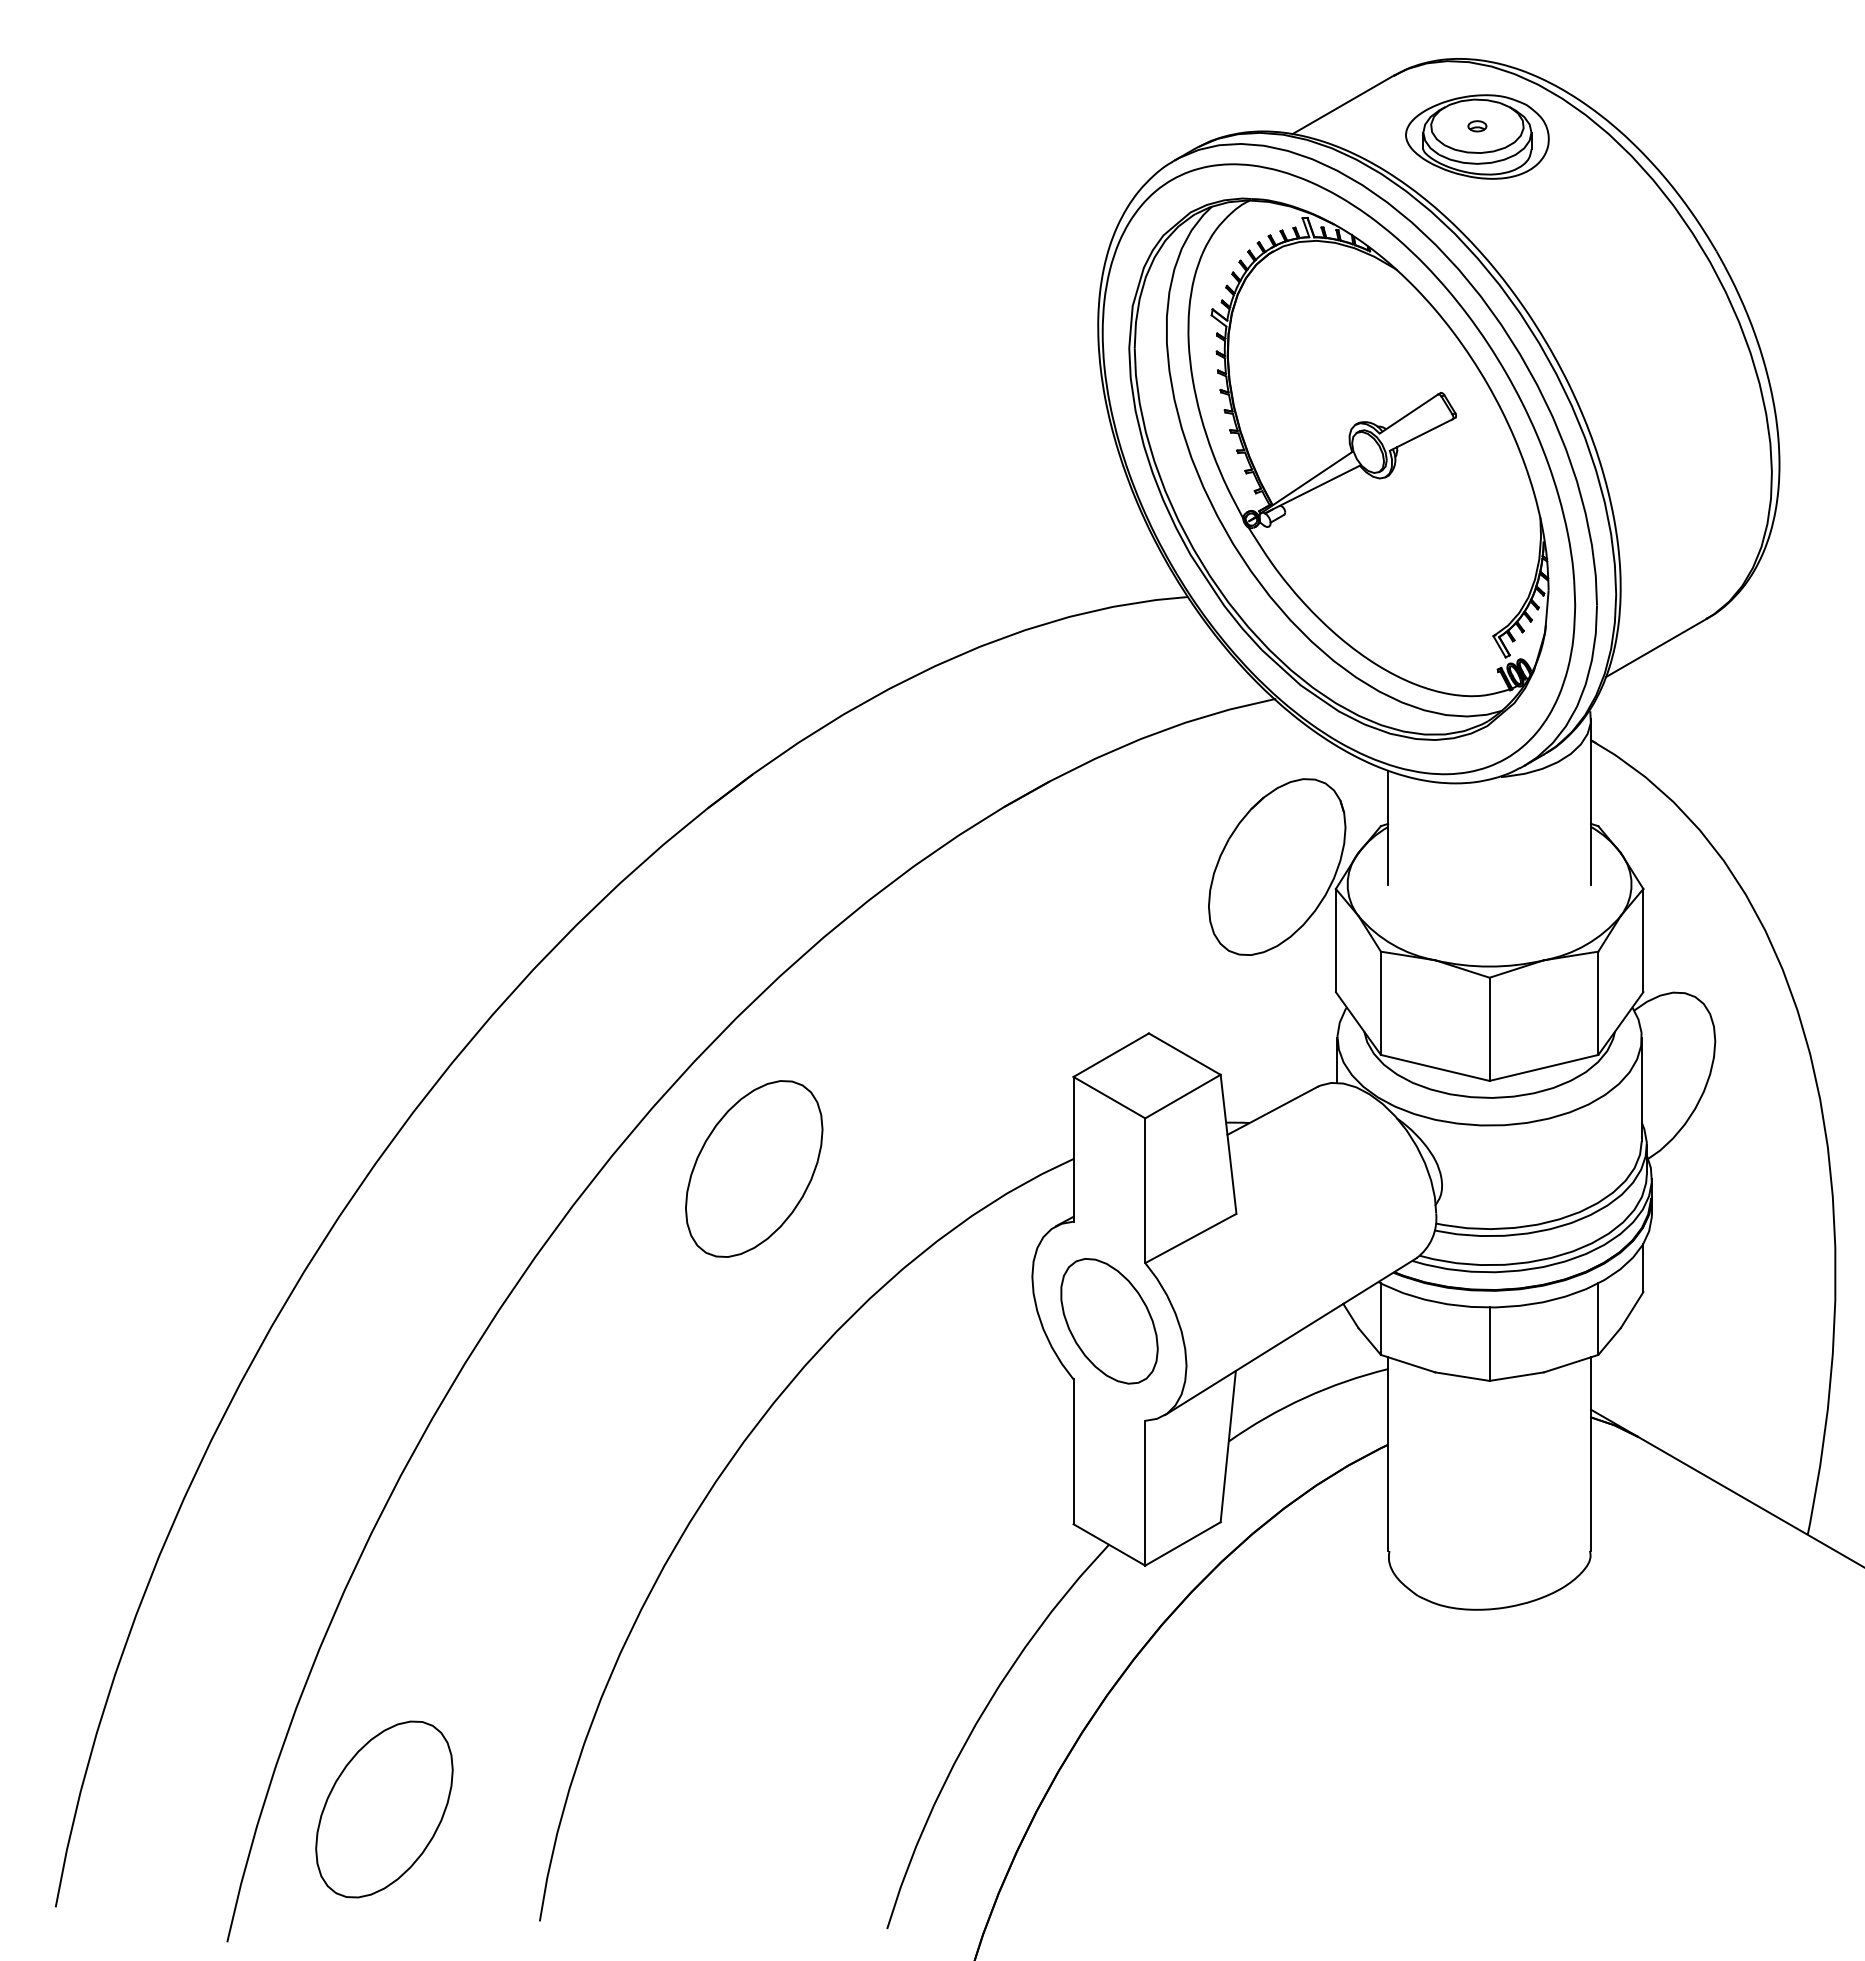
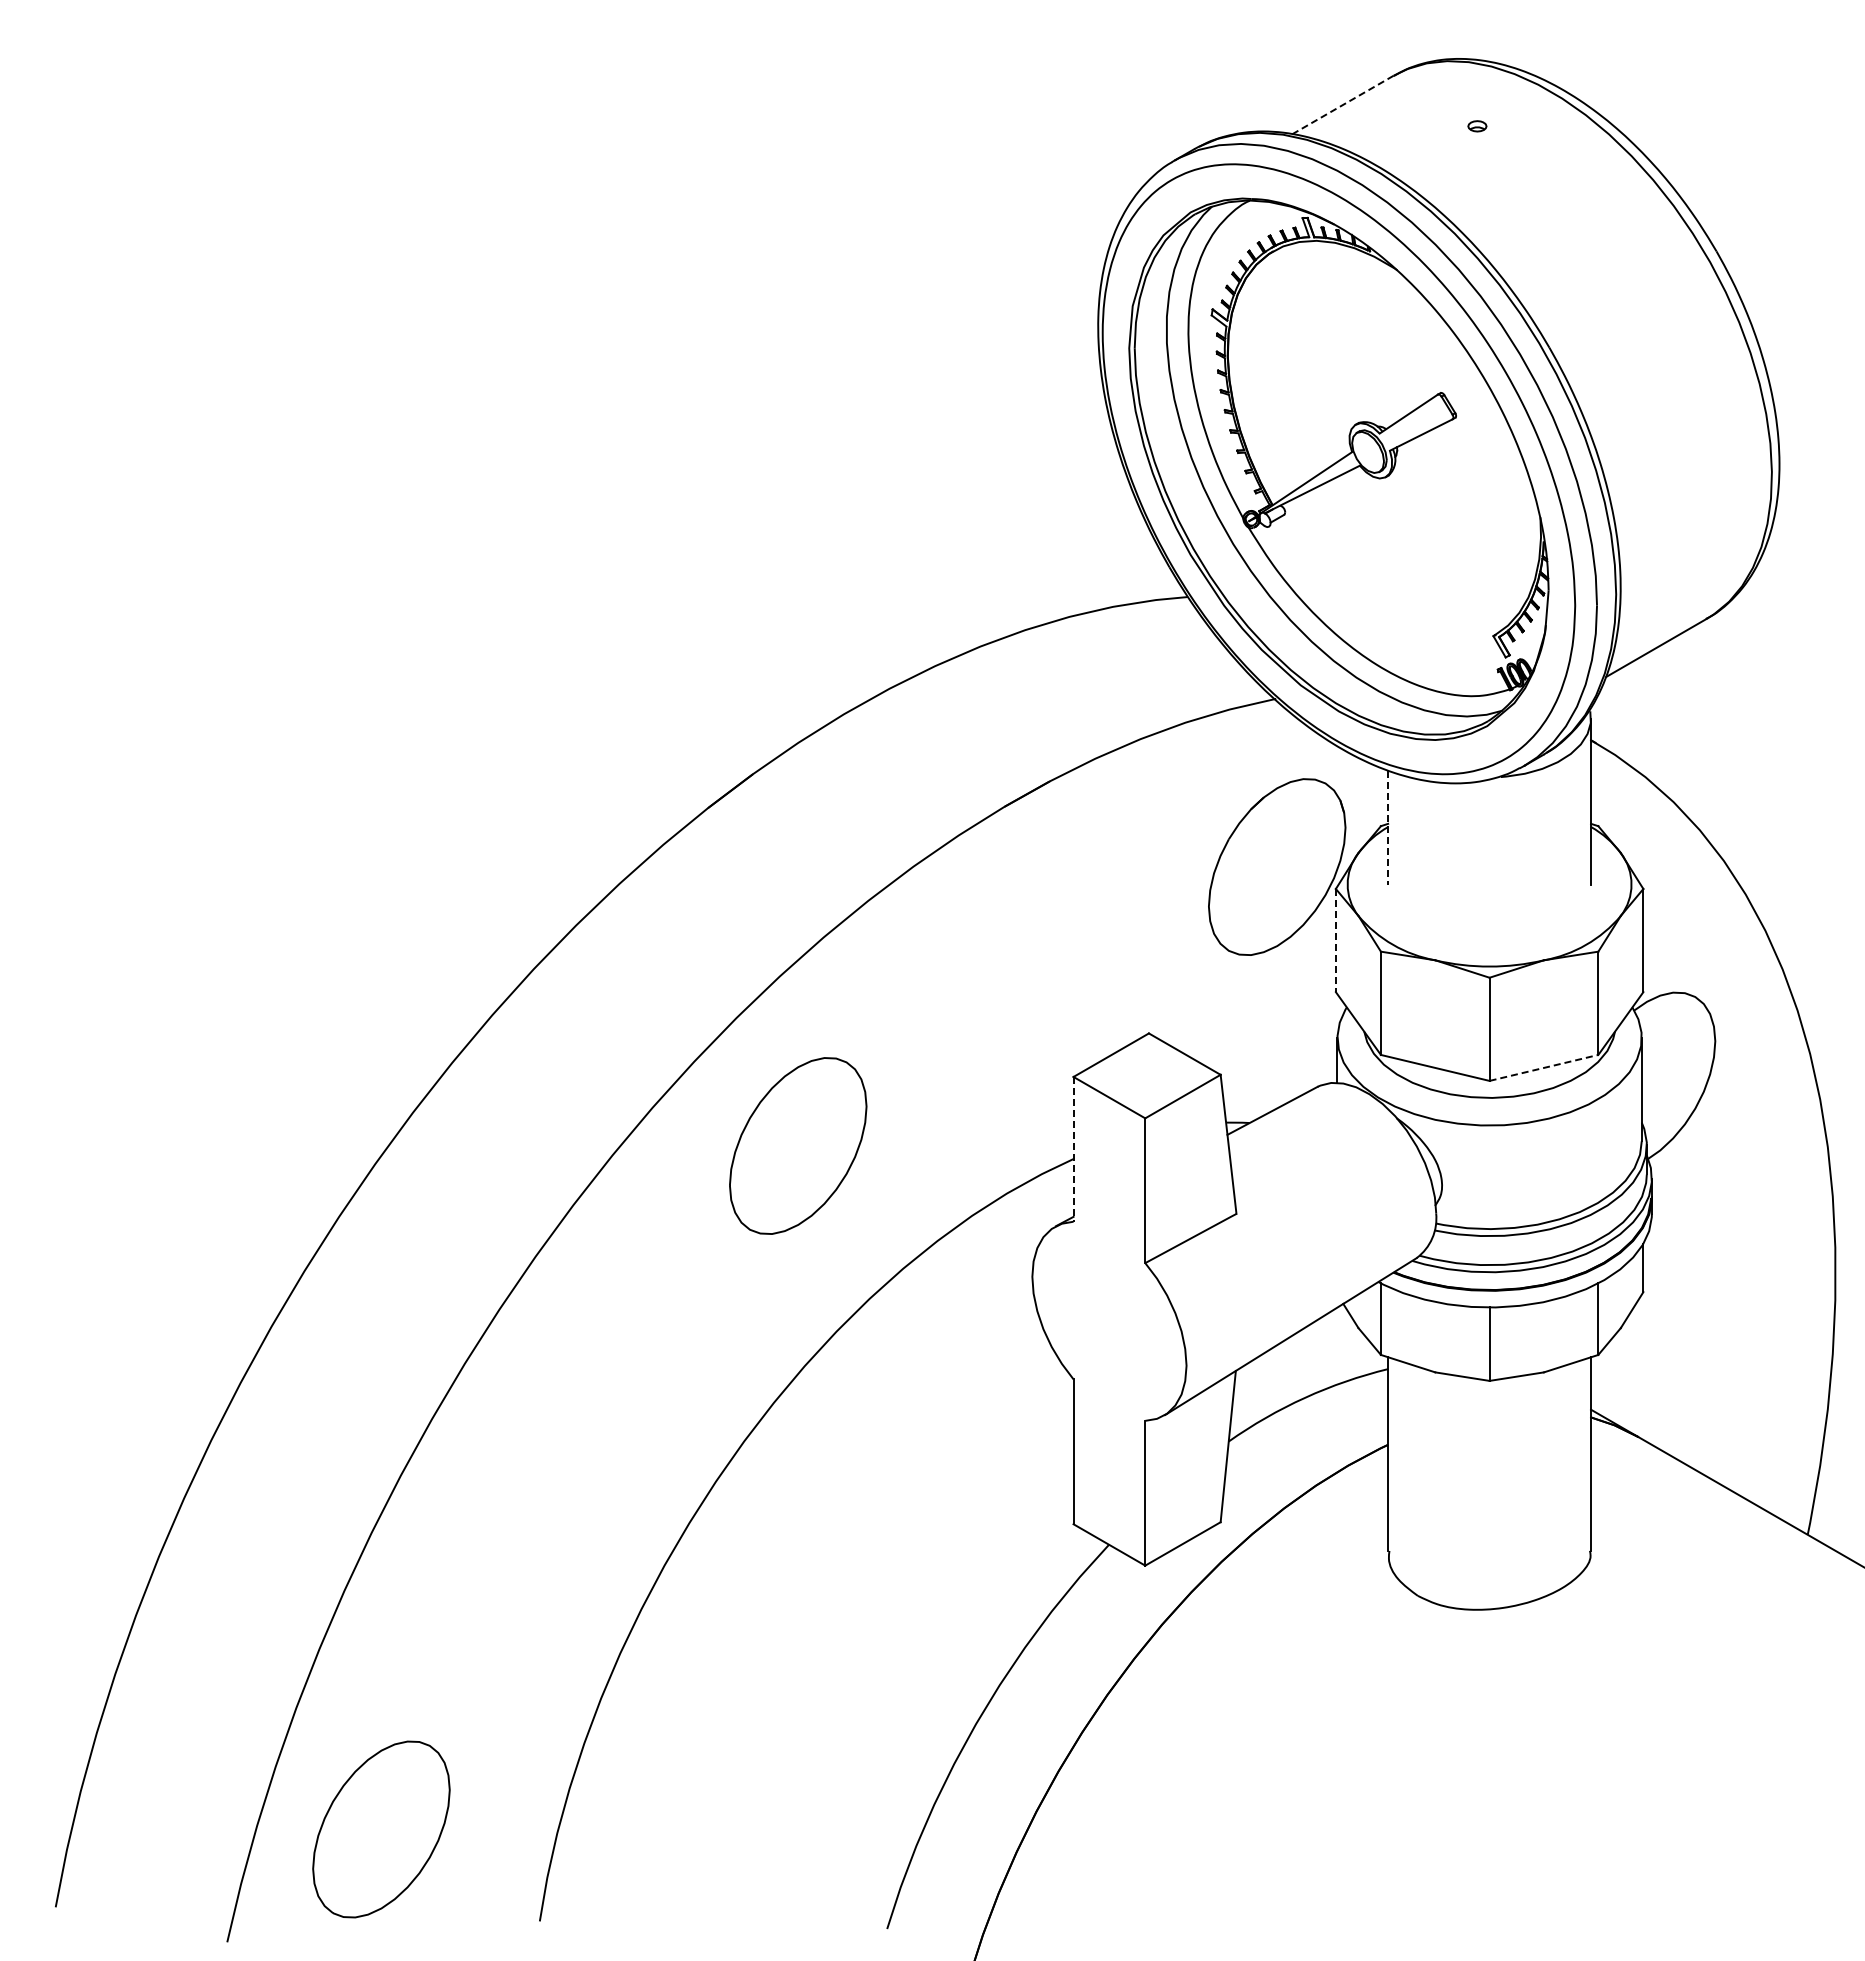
line: solid -> dashed (1342, 105)
part: present -> none (1477, 136)
line: solid -> dashed (1388, 827)
line: solid -> dashed (1335, 940)
line: solid -> dashed (1543, 1067)
line: solid -> dashed (1073, 1149)
part position: (754, 1168) -> (798, 1145) (798, 1145)
part: present -> none (1109, 1321)
part position: (384, 1809) -> (381, 1829) (381, 1829)
